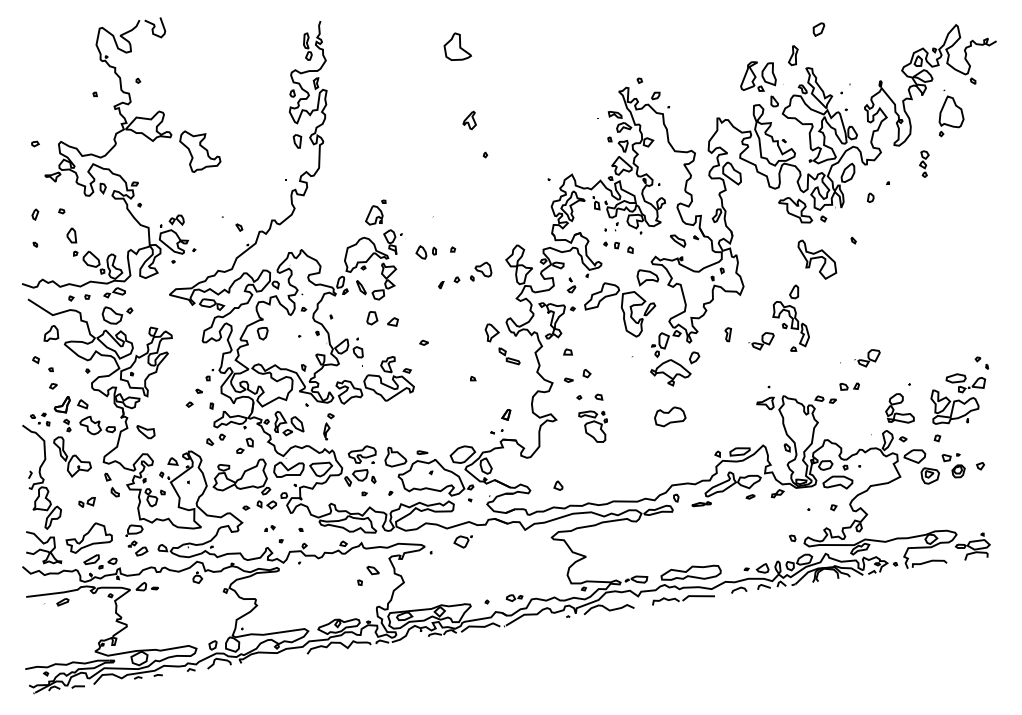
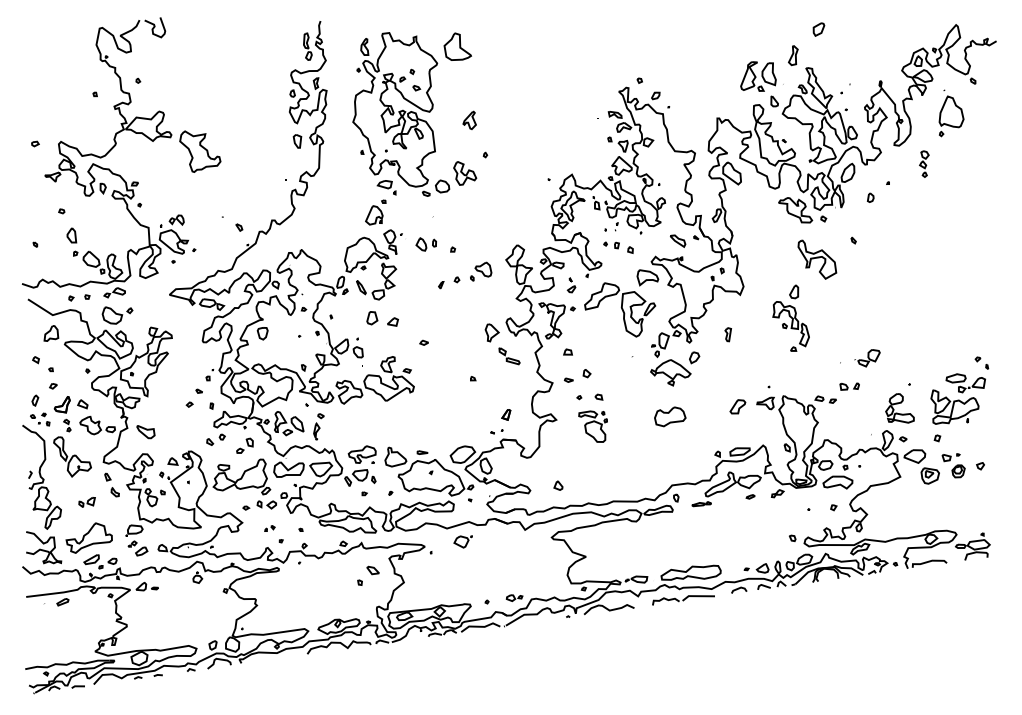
part: none -> present (414, 114)
part position: (35, 214) -> (35, 400) (35, 400)
part position: (425, 252) -> (425, 244) (425, 244)
part: present -> none (761, 341)
part: none -> present (737, 406)
part position: (328, 426) -> (318, 426) (318, 426)
